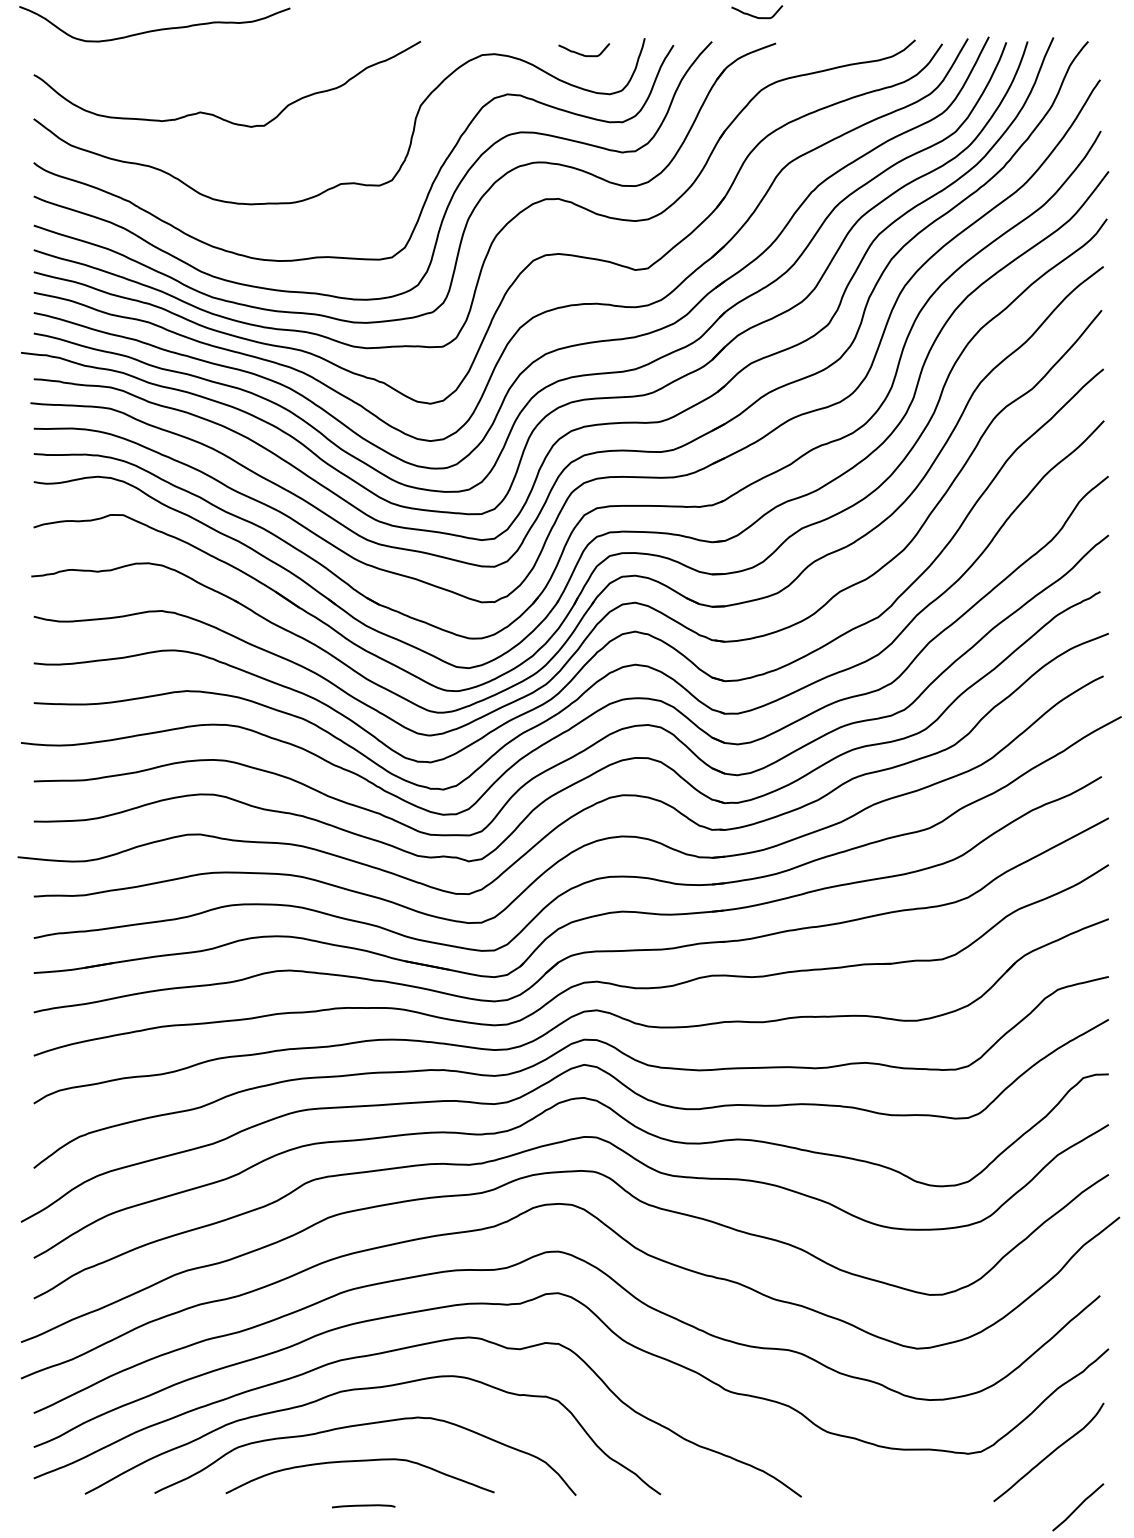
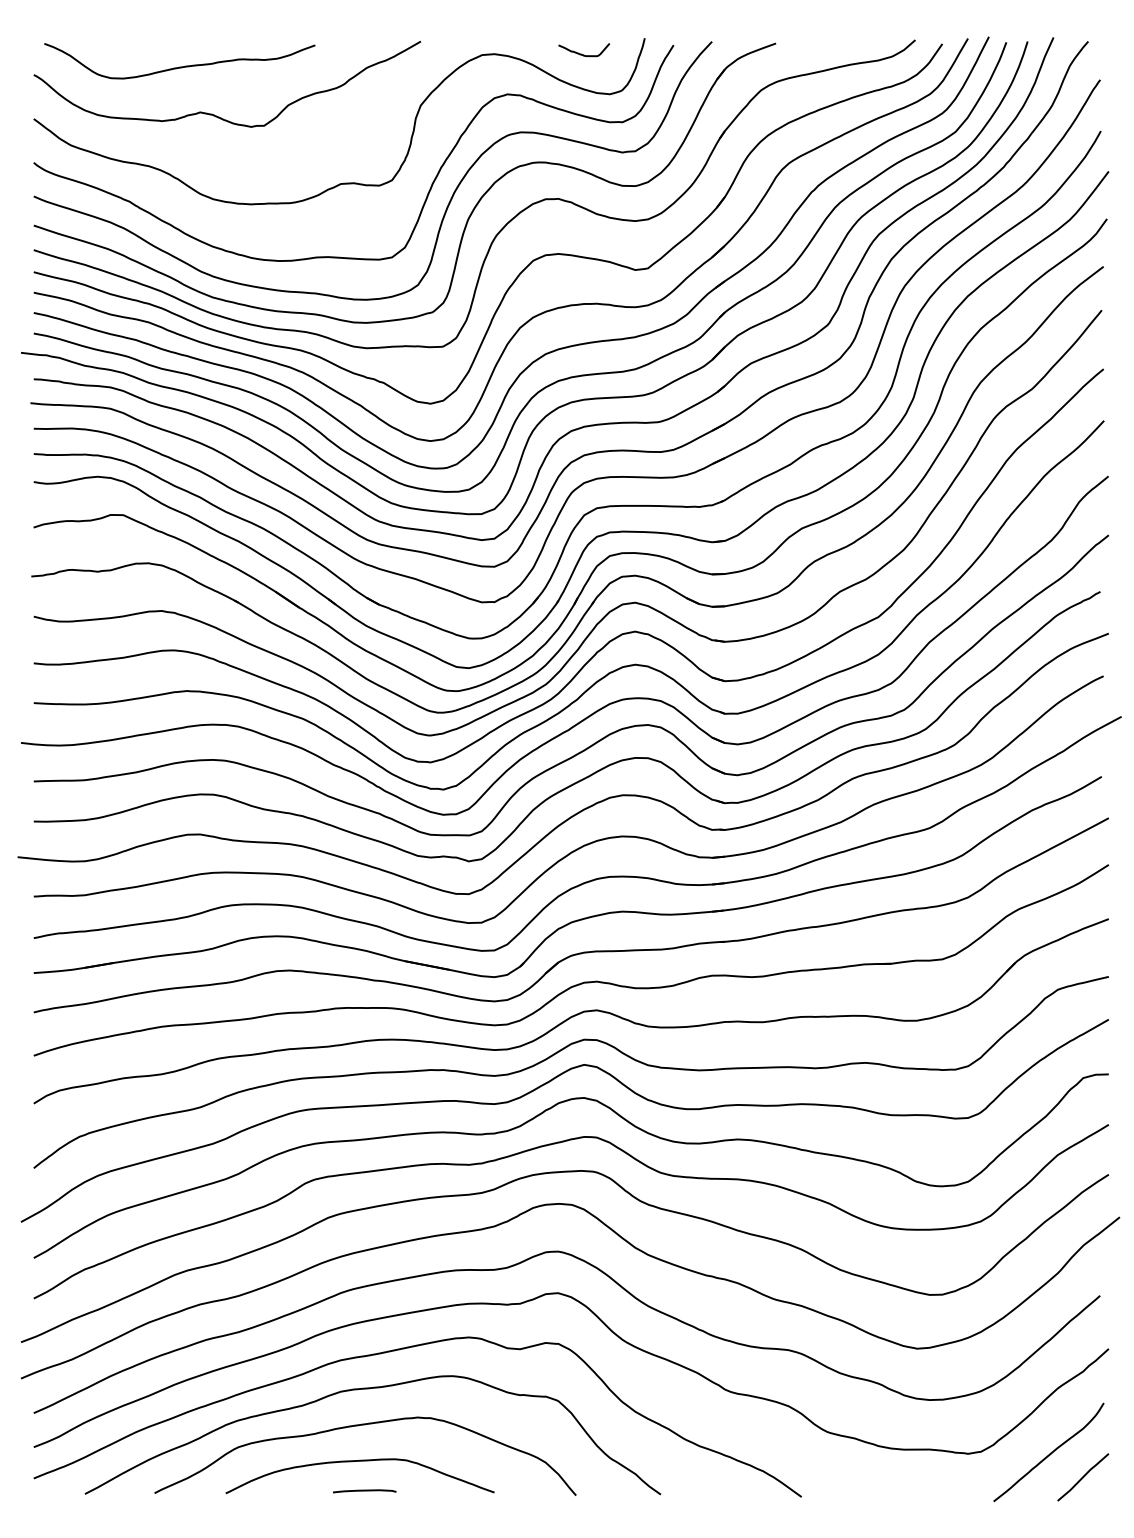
curve: present -> none (757, 16)
curve position: (154, 29) -> (179, 66) (179, 66)
curve position: (363, 1506) -> (364, 1491) (364, 1491)
line position: (1078, 1507) -> (1083, 1477) (1083, 1477)
